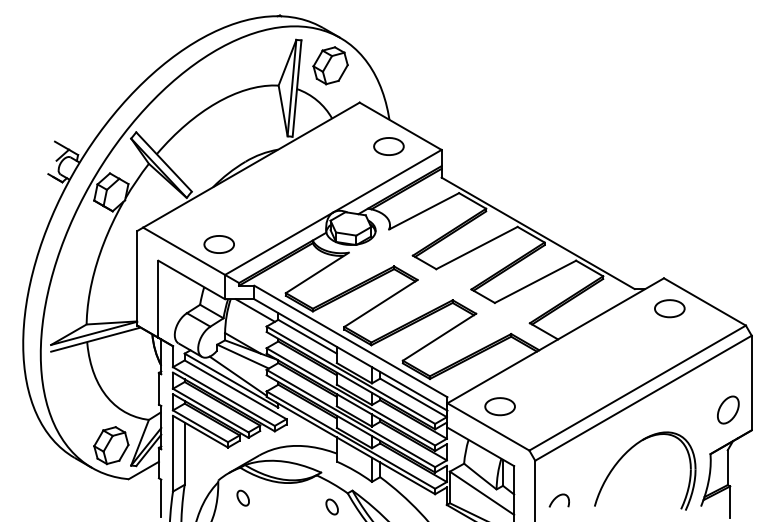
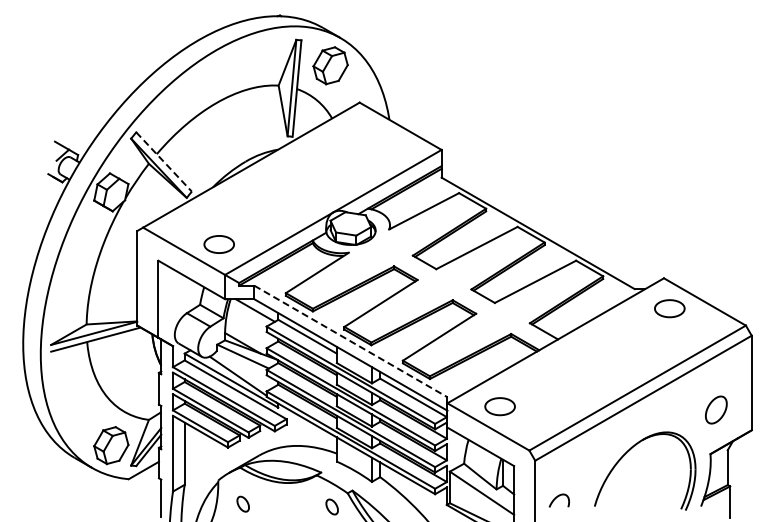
part: present -> none (388, 146)
line: solid -> dashed (164, 162)
line: solid -> dashed (351, 341)
part position: (728, 409) -> (716, 409) (716, 409)
part position: (242, 497) -> (242, 503) (242, 503)
